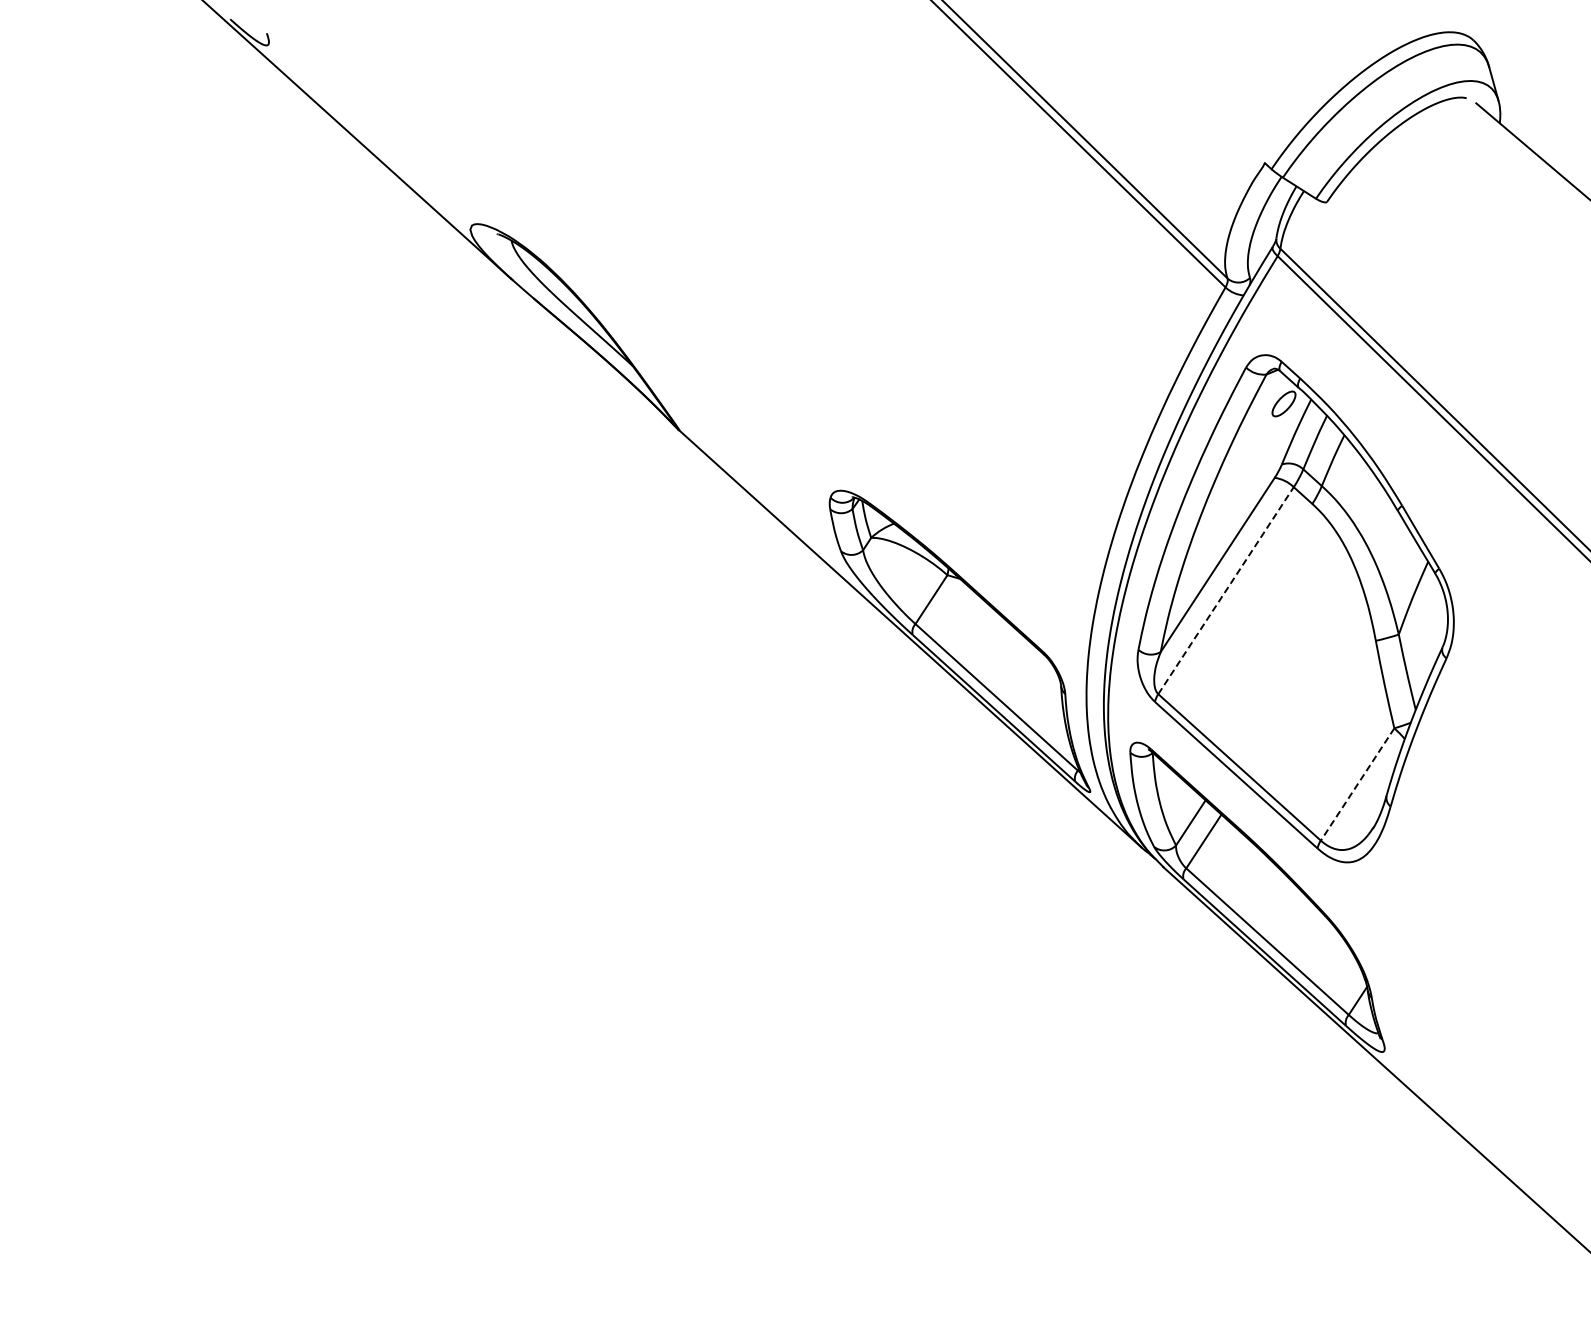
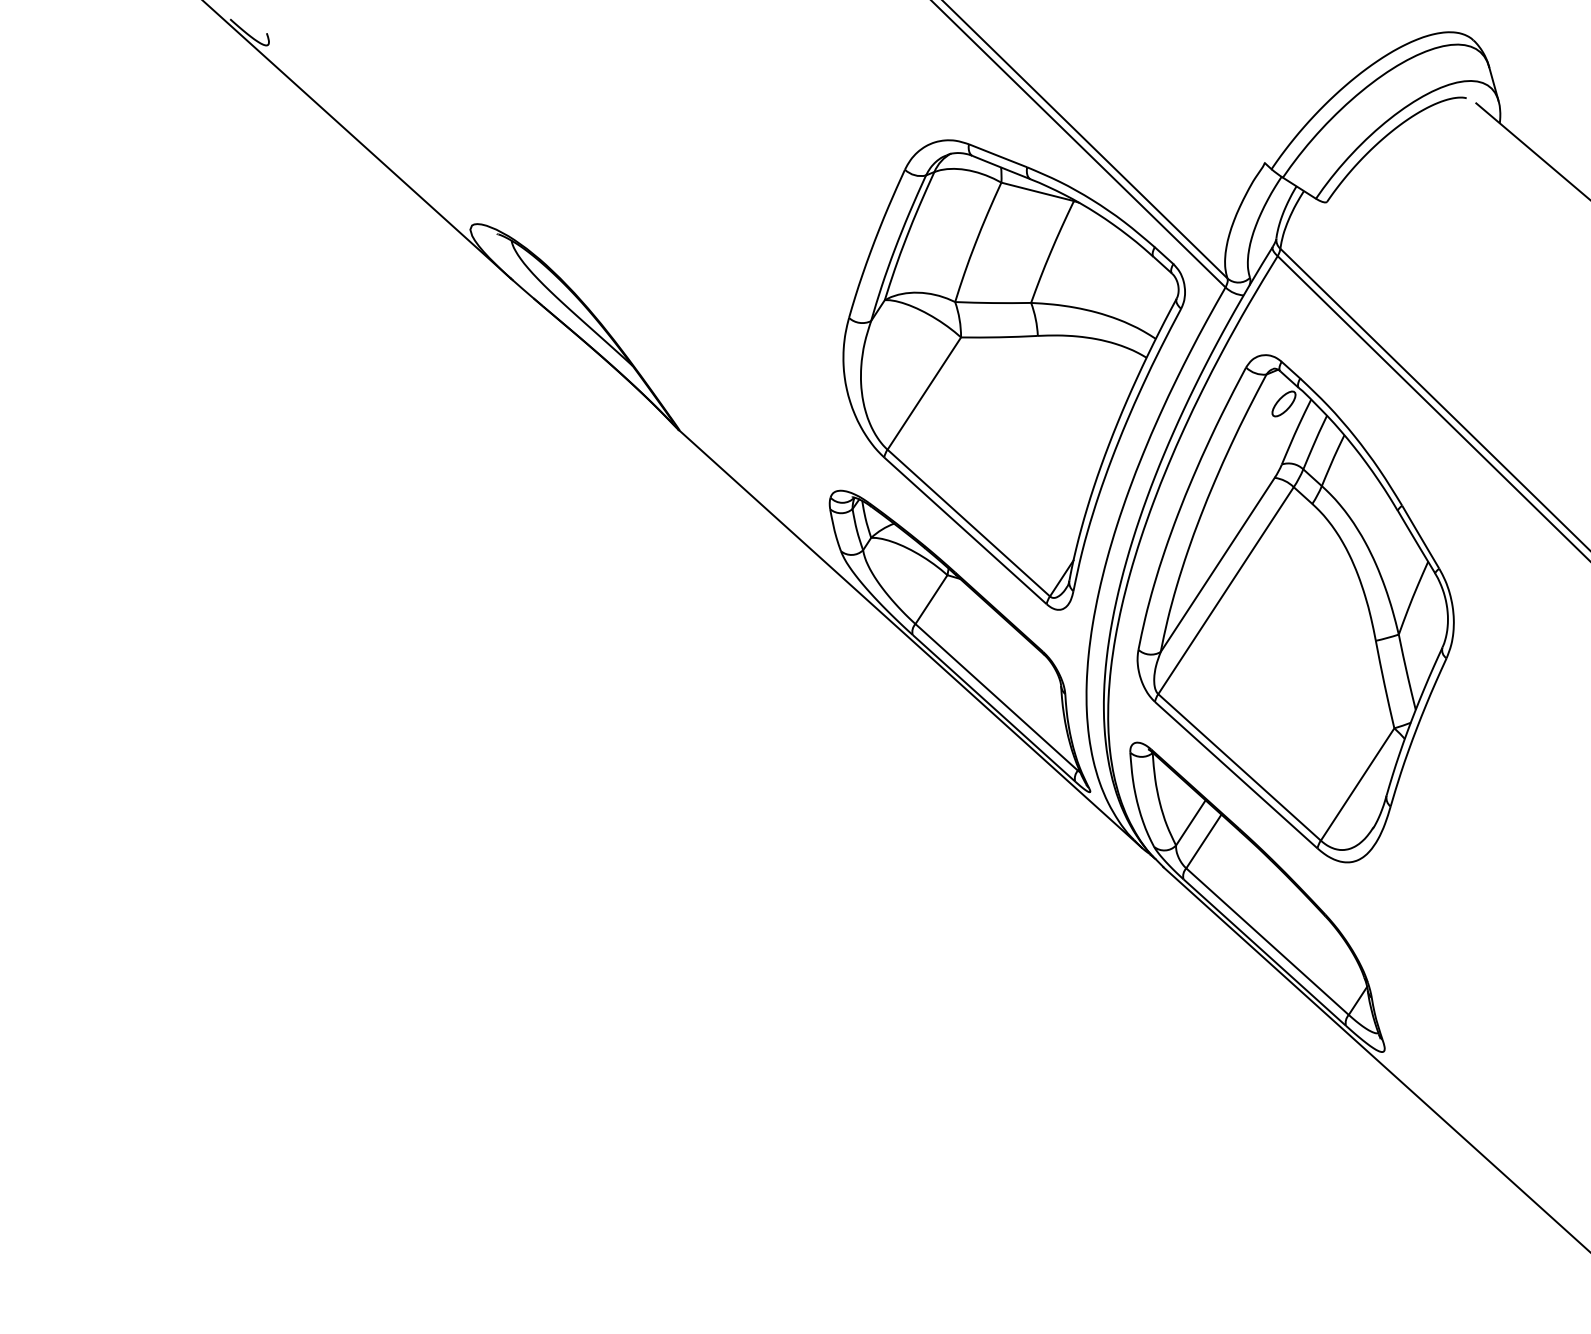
part: none -> present (1013, 374)
line: dashed -> solid (1226, 590)
line: dashed -> solid (1357, 784)
